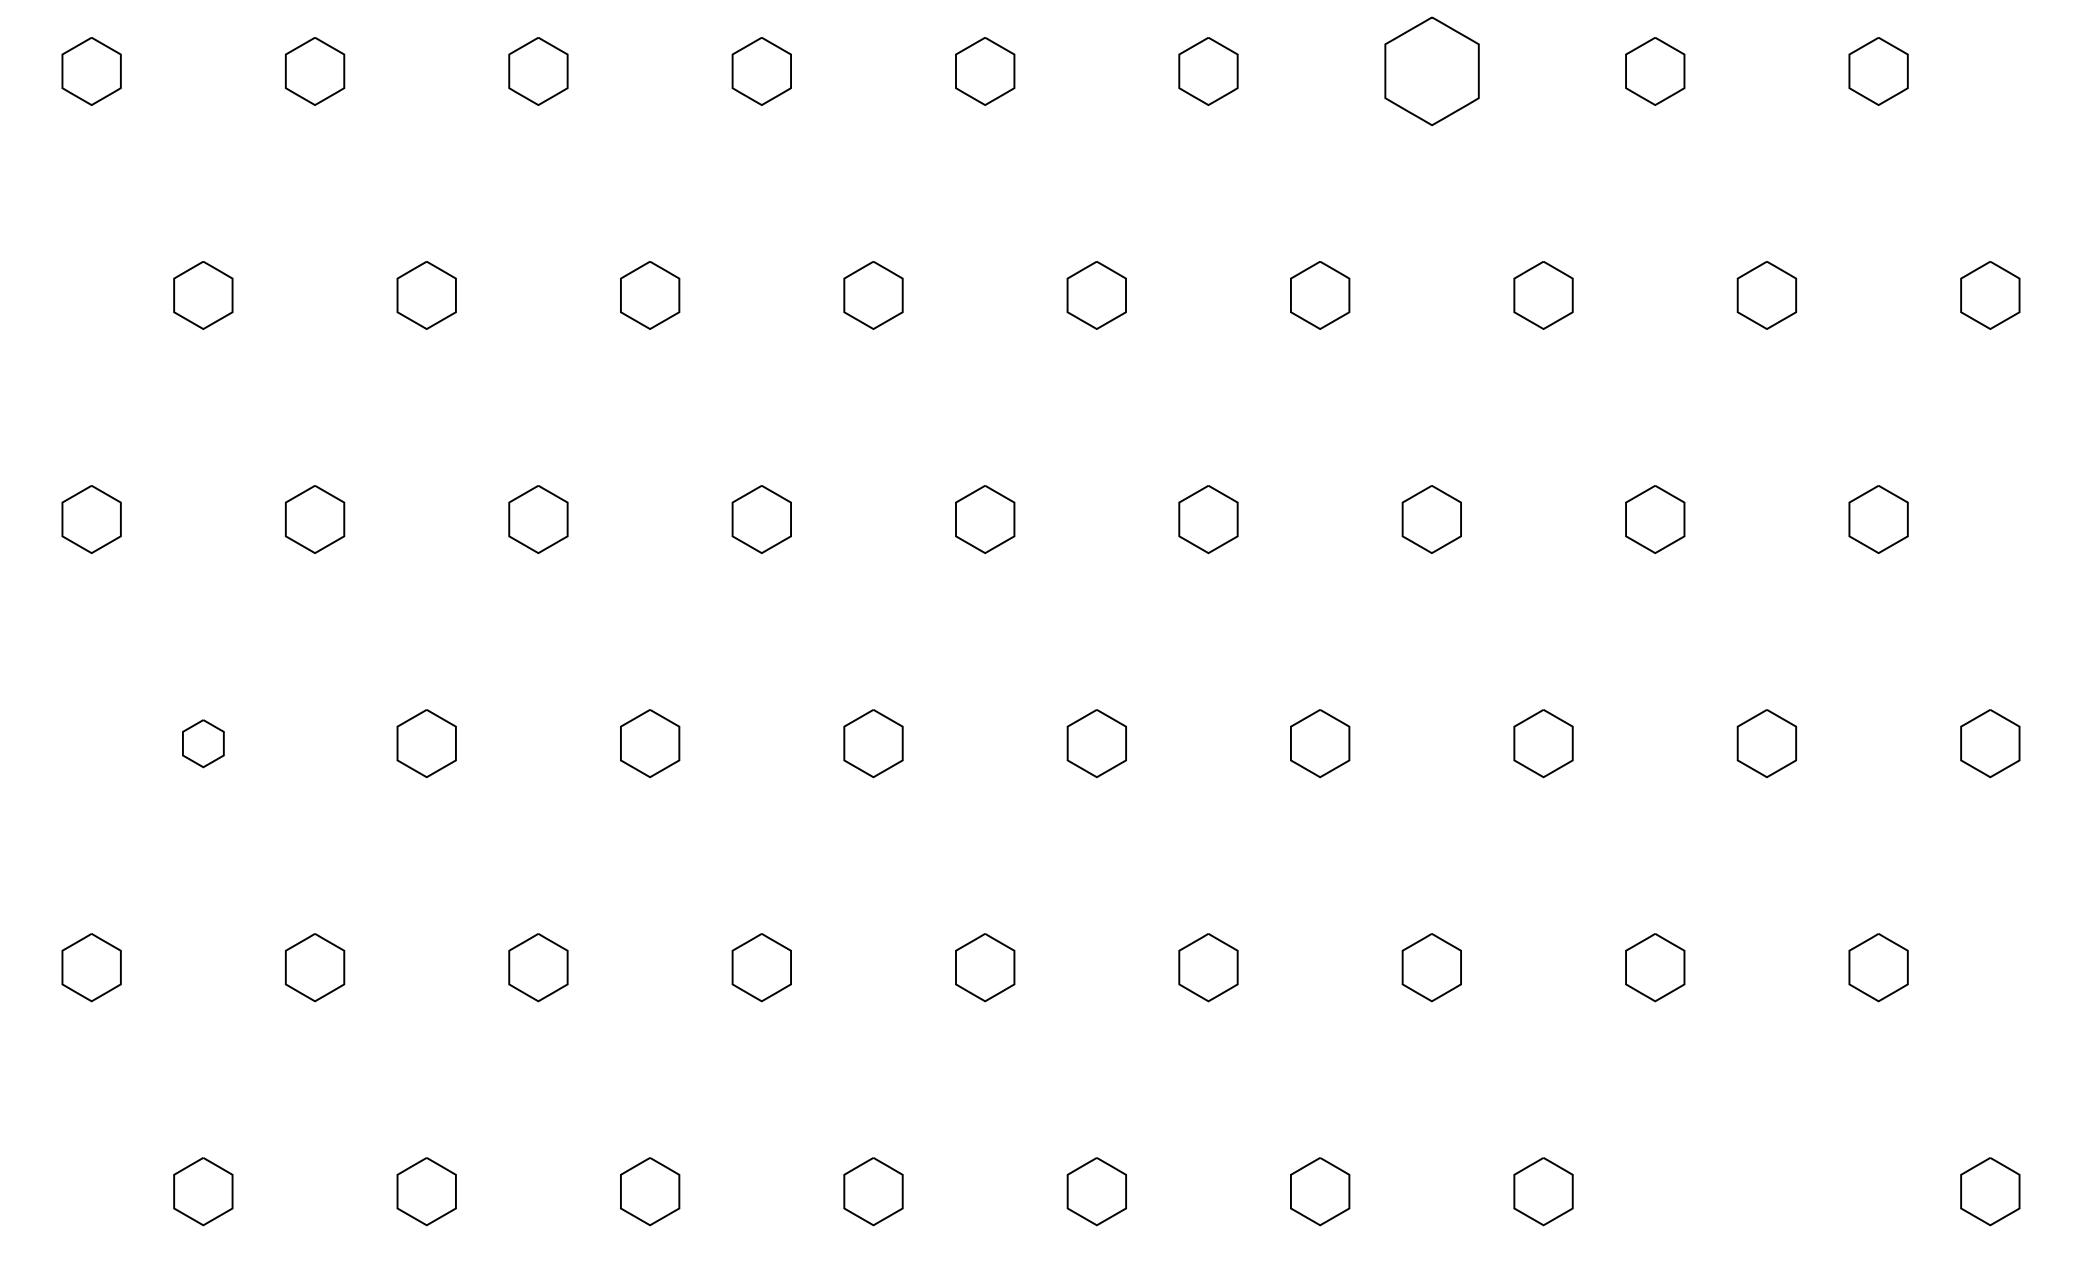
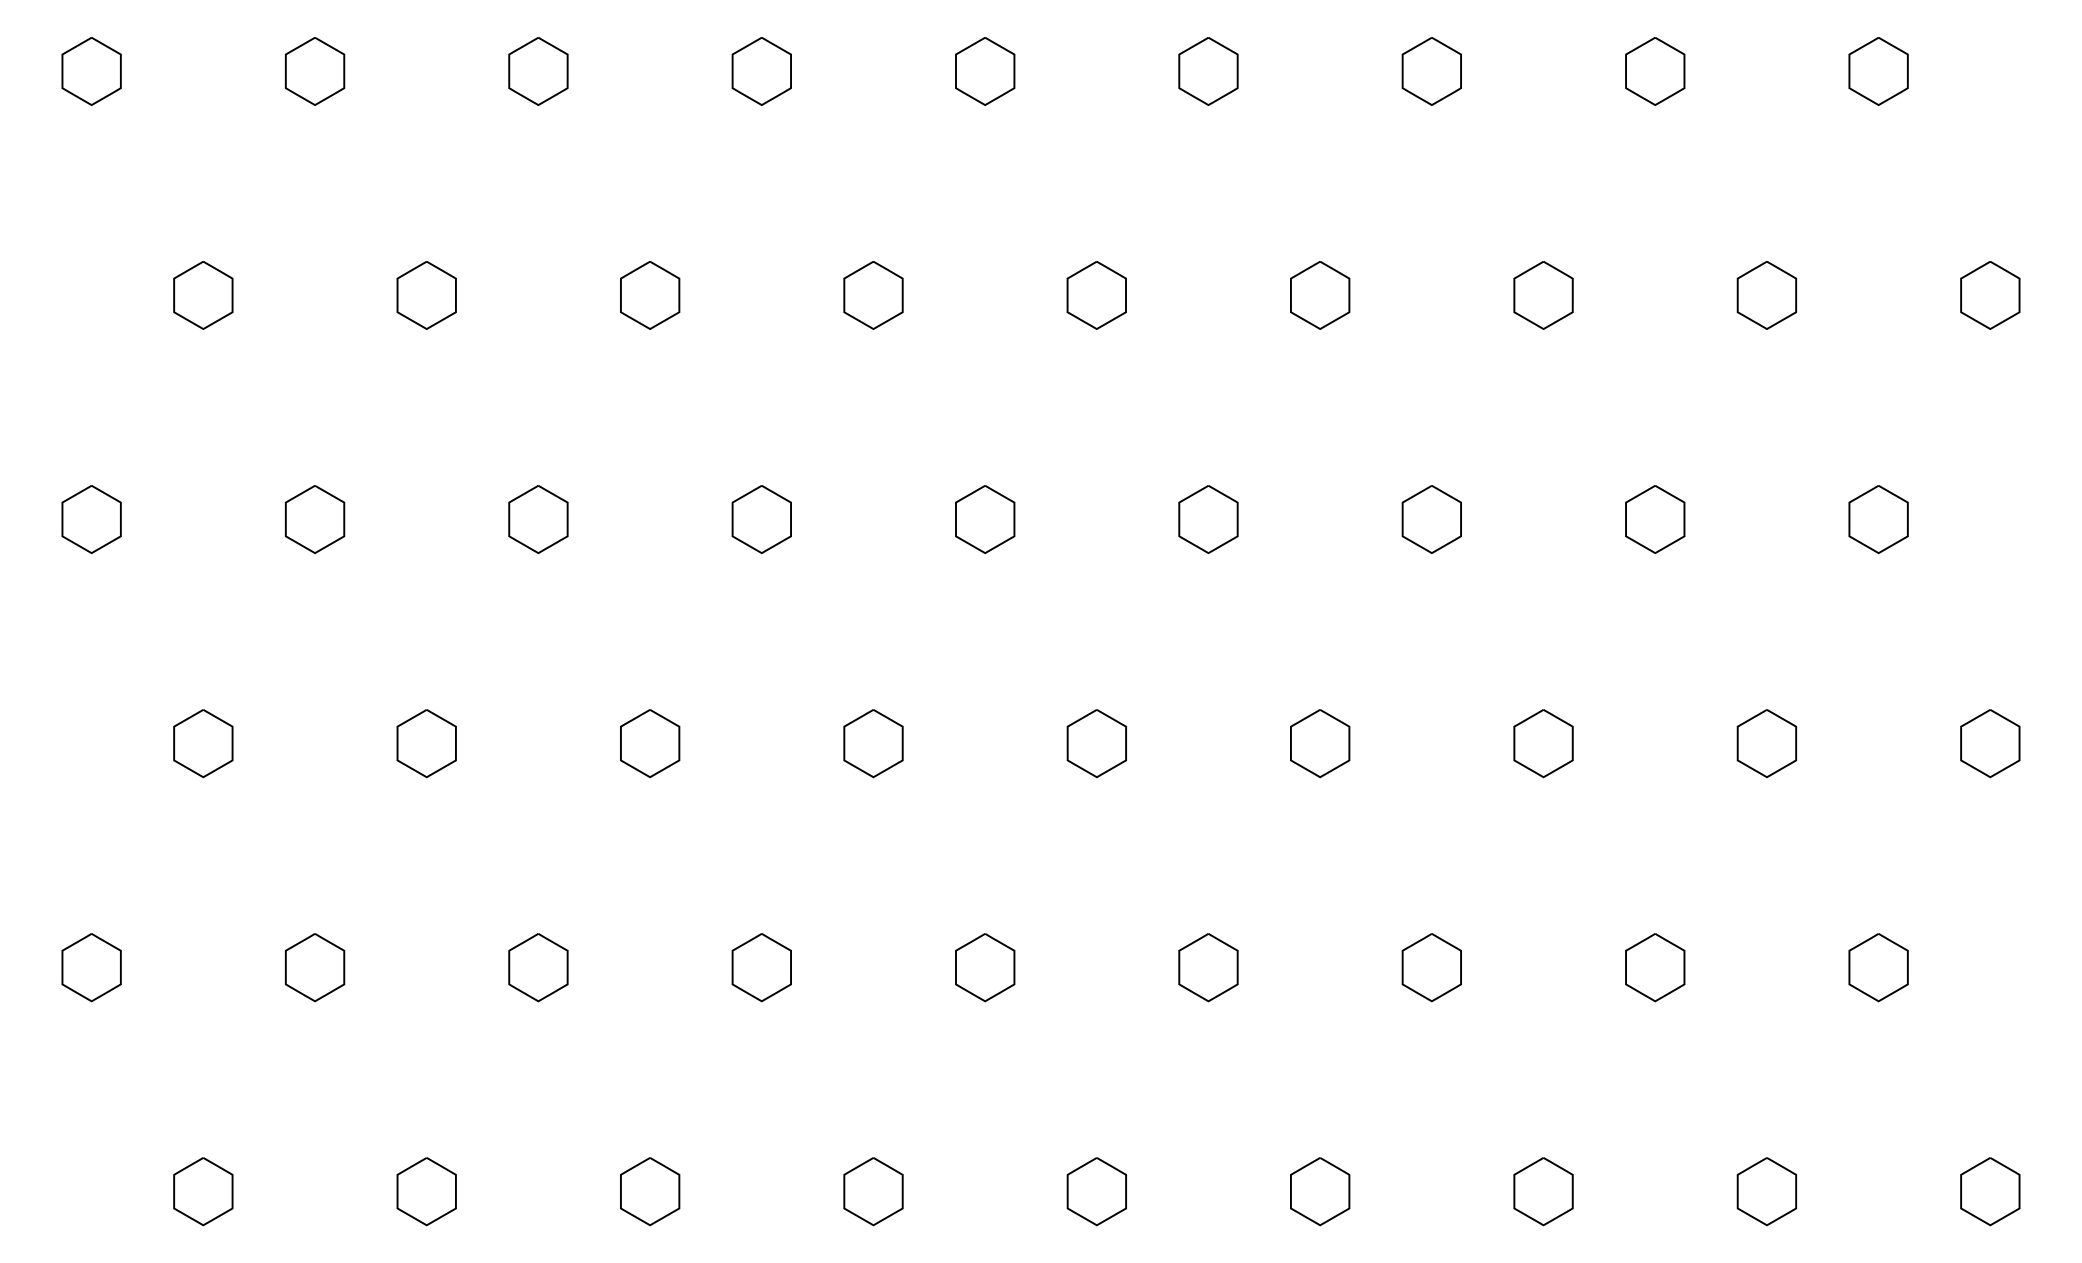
part size: 96x111 px -> 61x69 px (1431, 71)
part size: 43x50 px -> 61x70 px (203, 743)
part: none -> present (1766, 1191)
